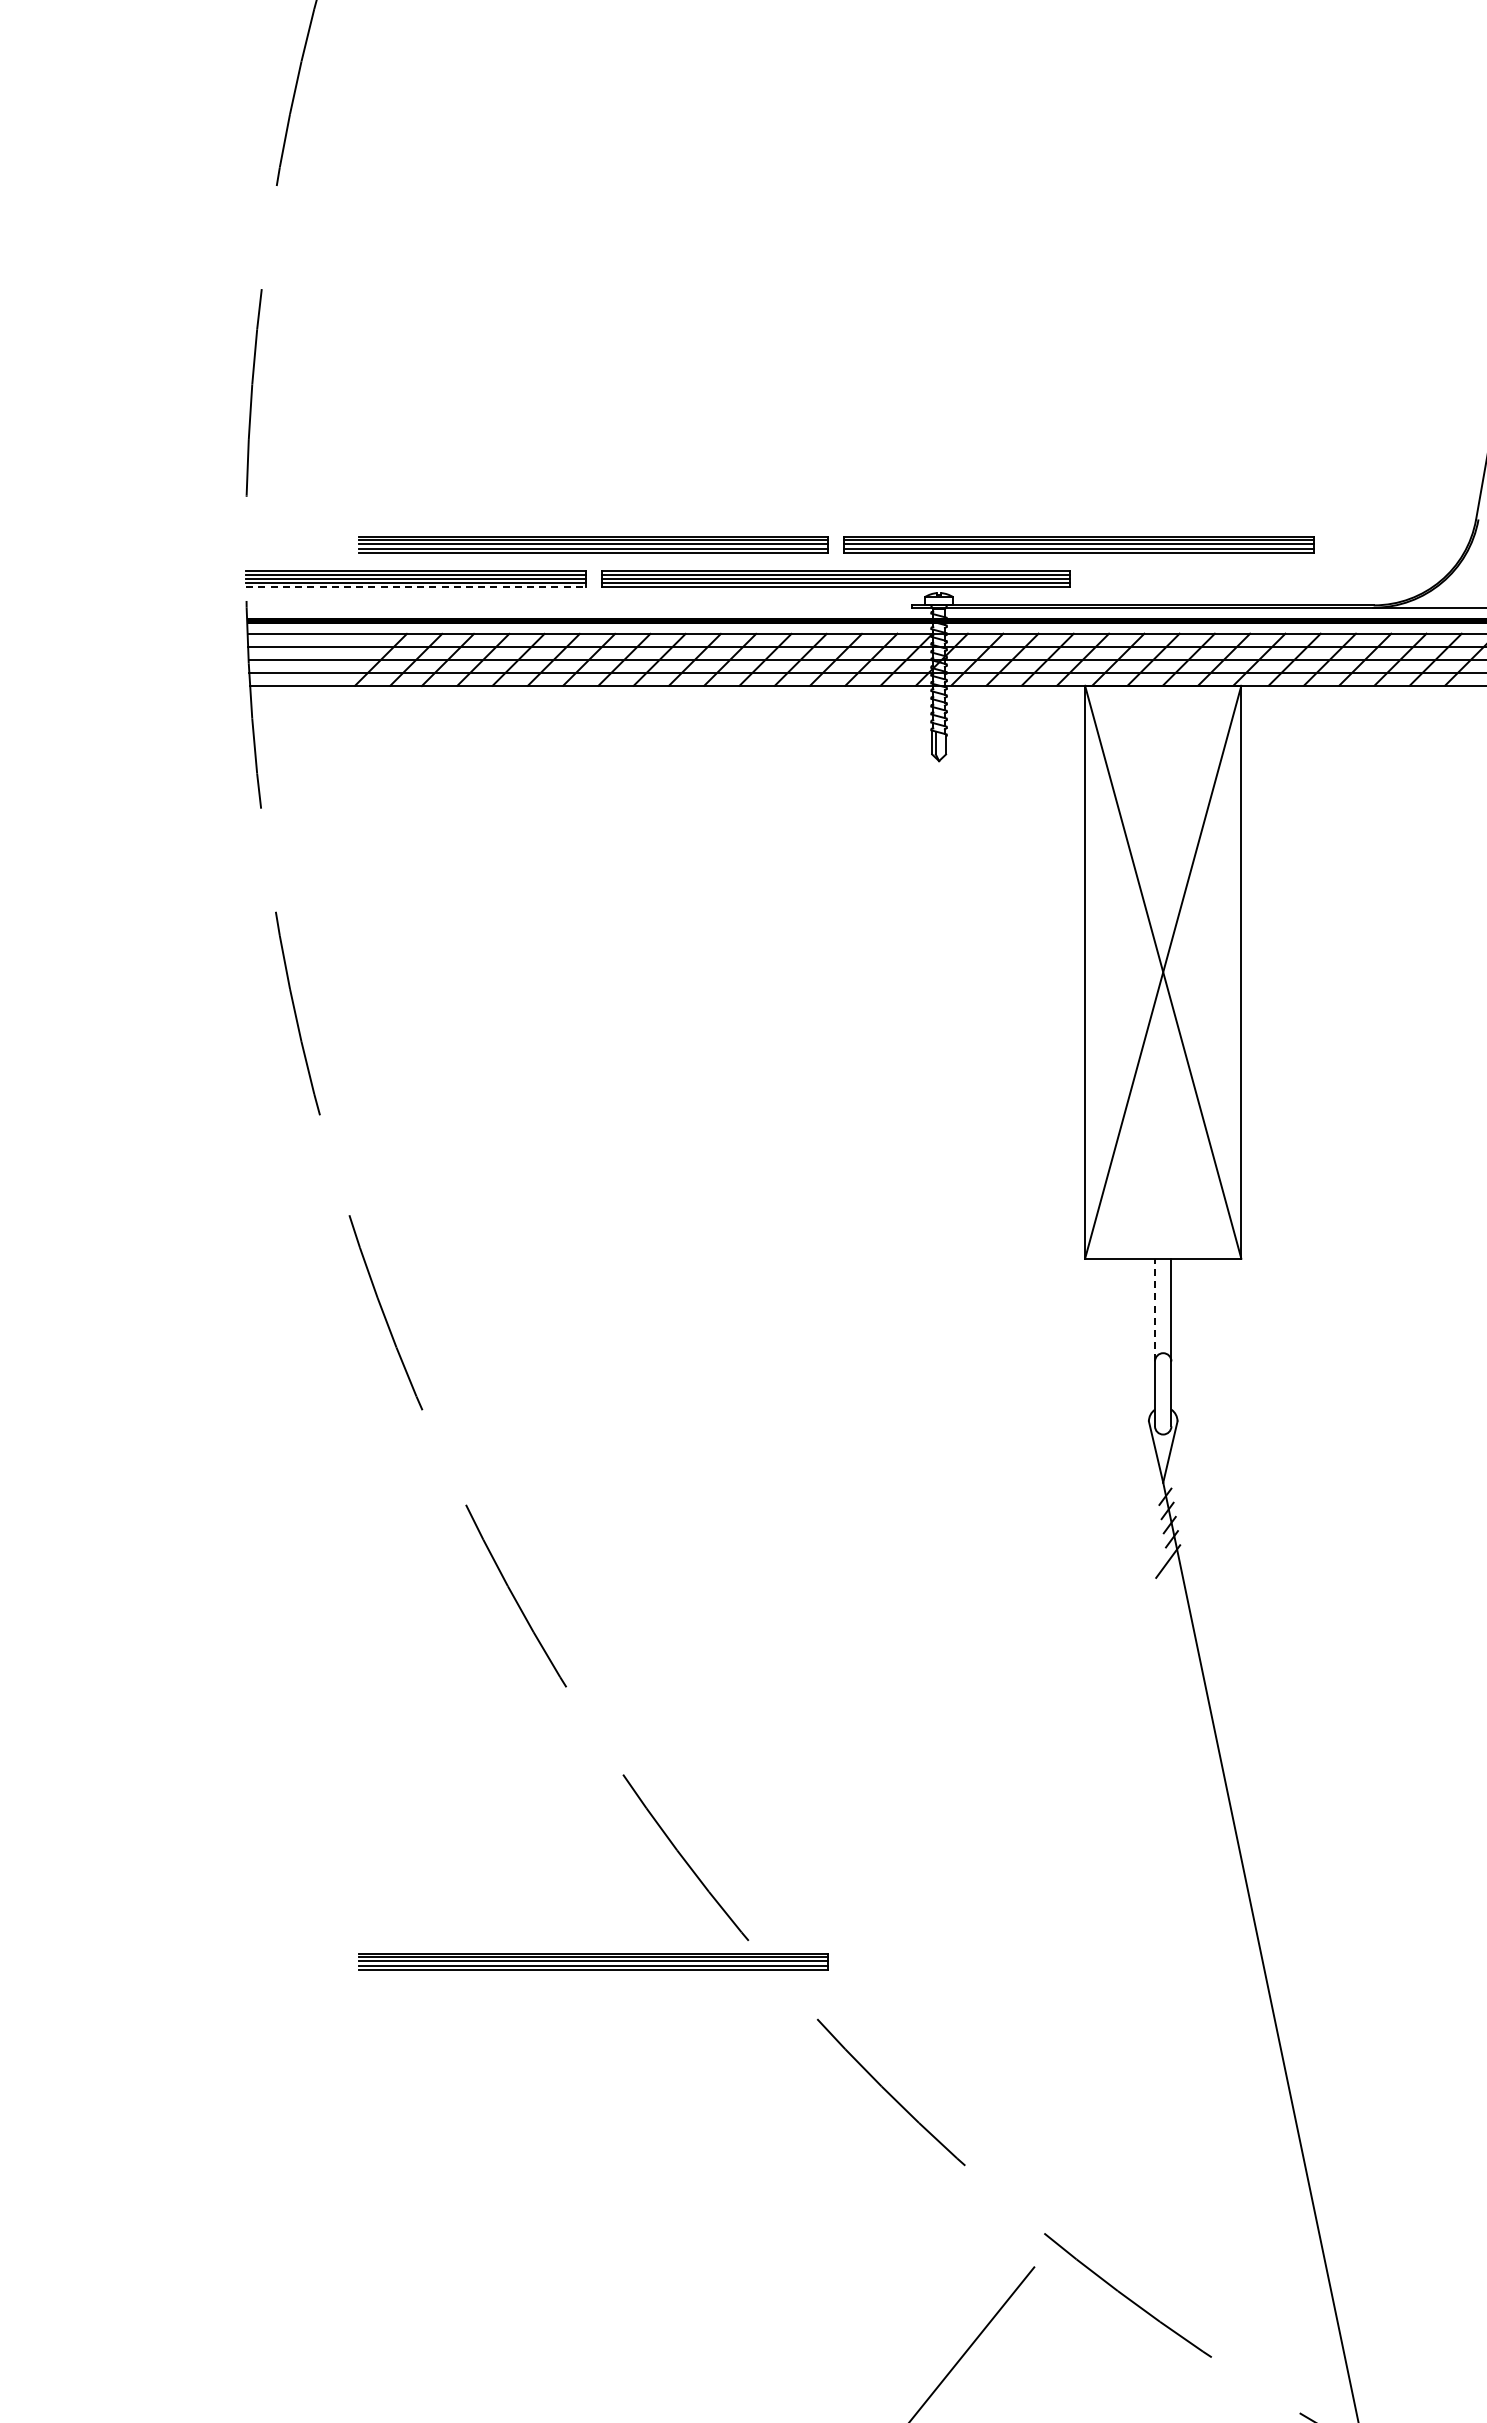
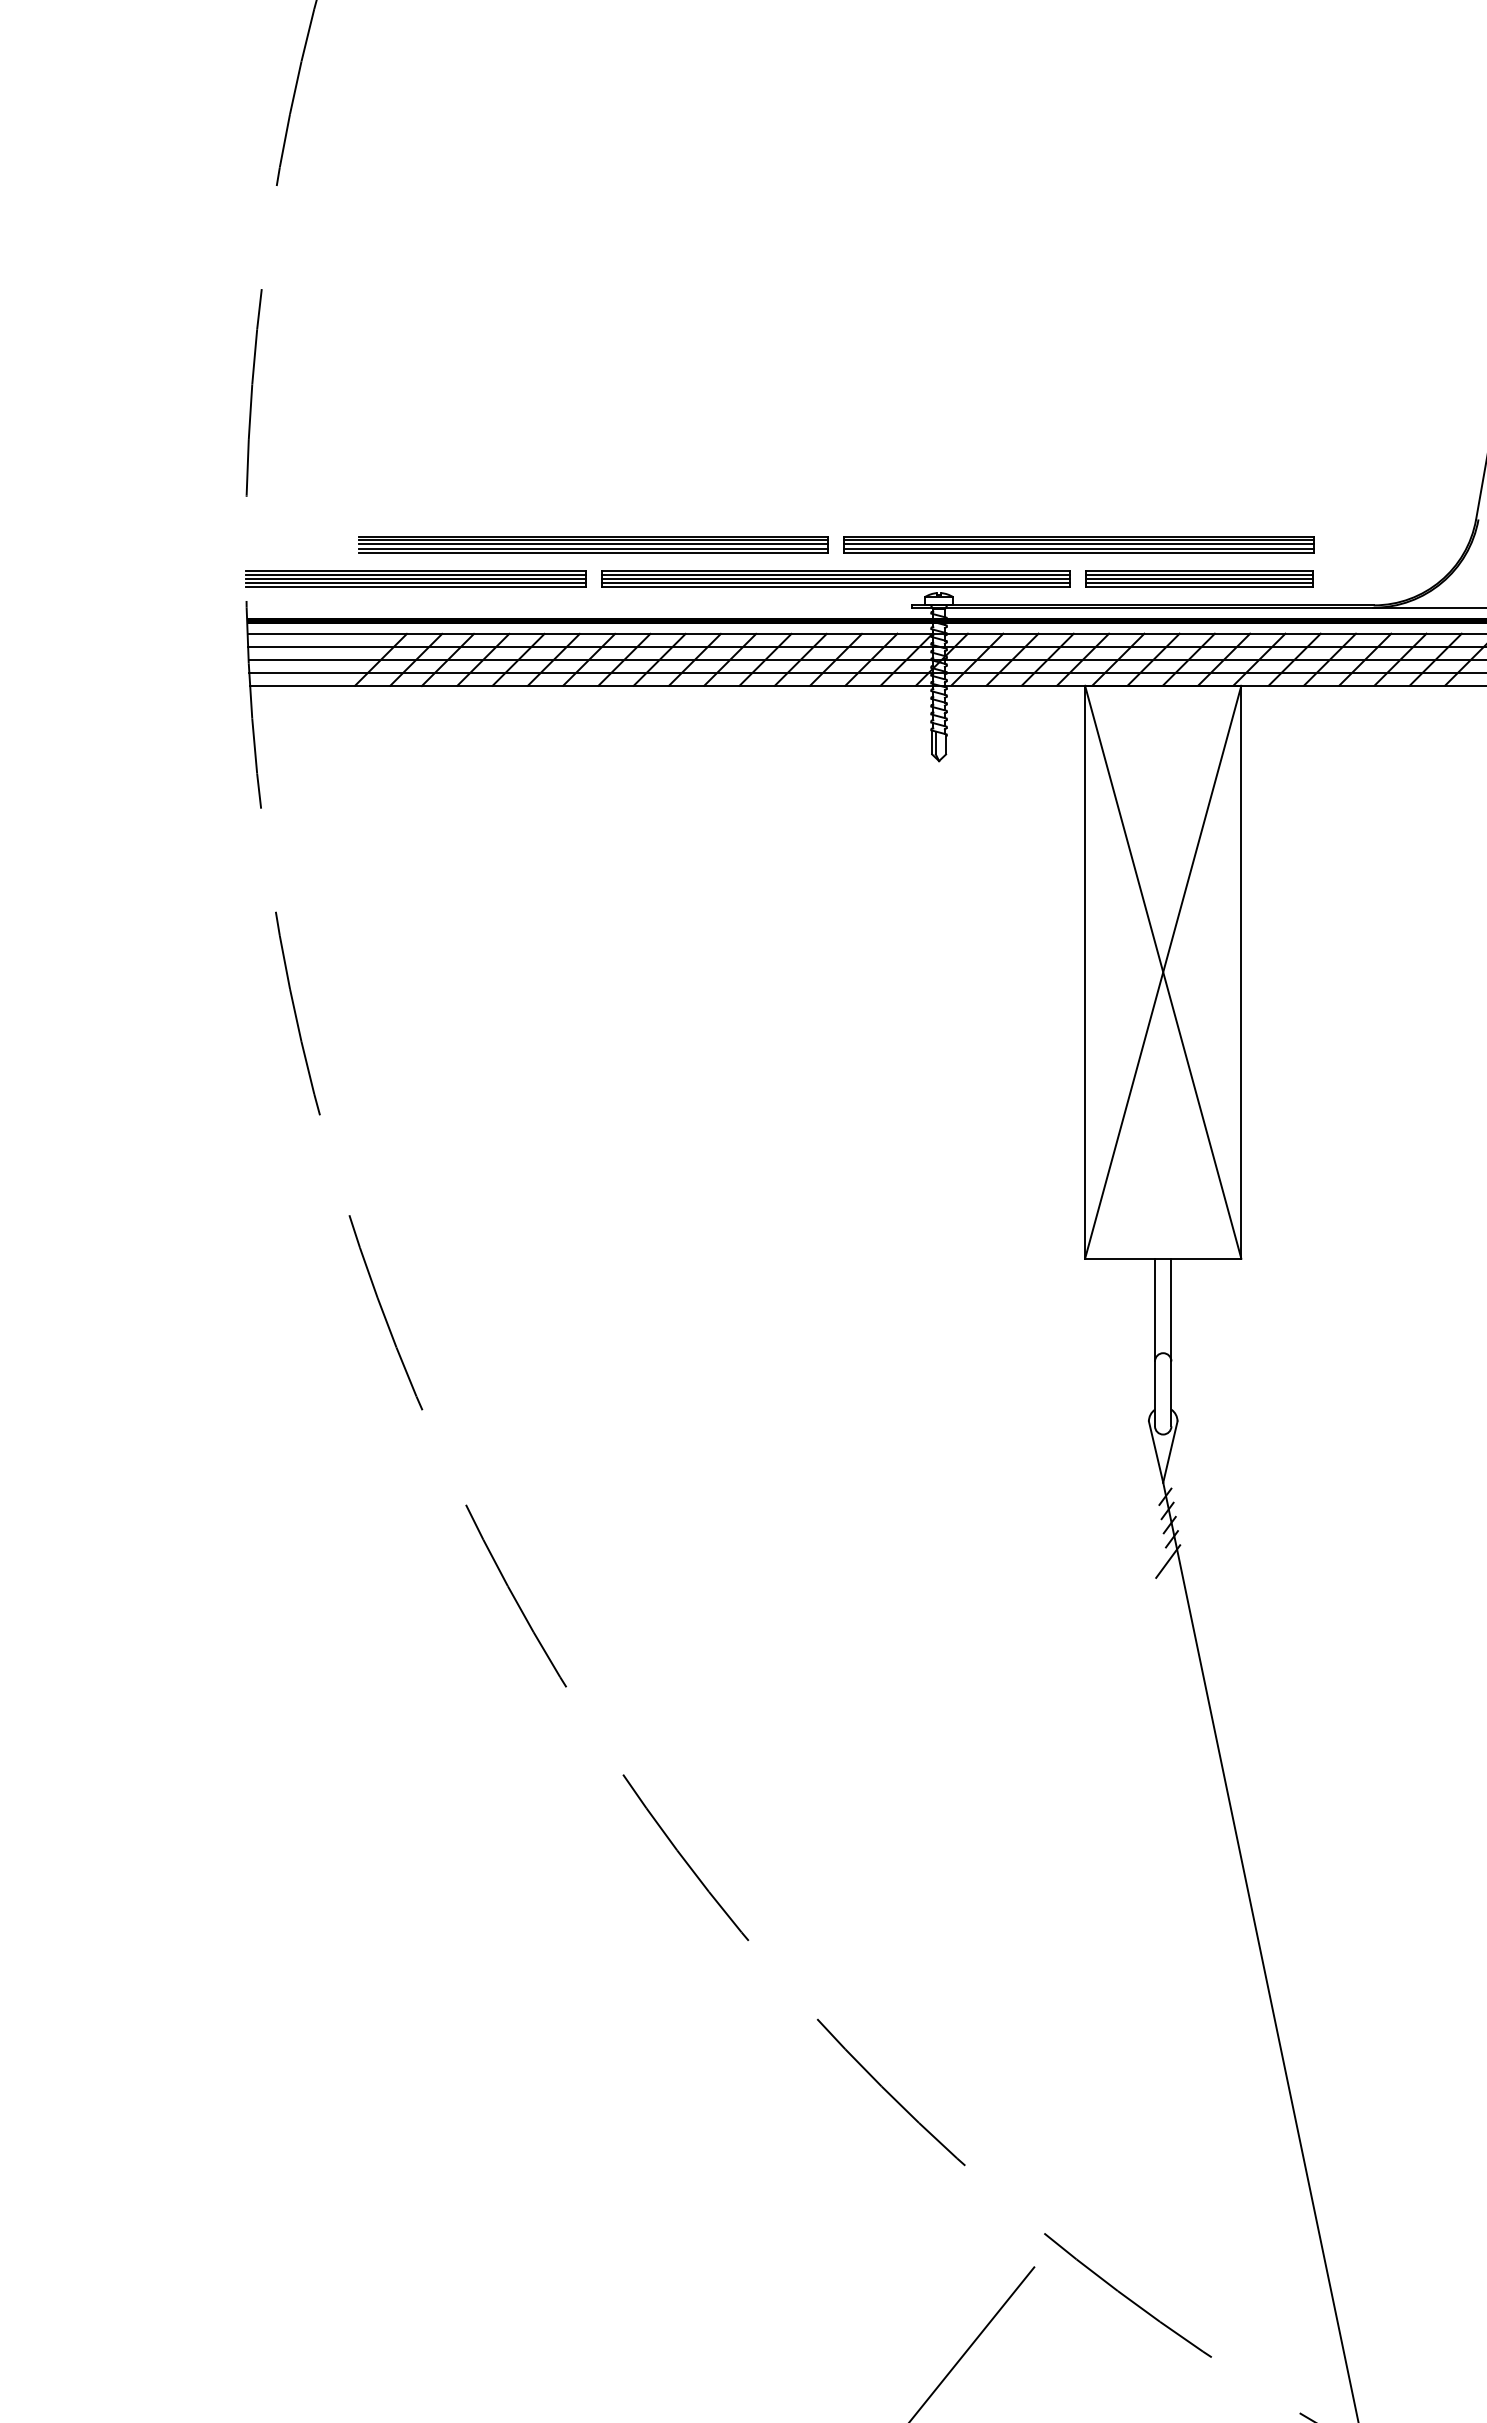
part: none -> present (1199, 578)
line: dashed -> solid (415, 587)
line: dashed -> solid (1155, 1309)
part: present -> none (593, 1961)
